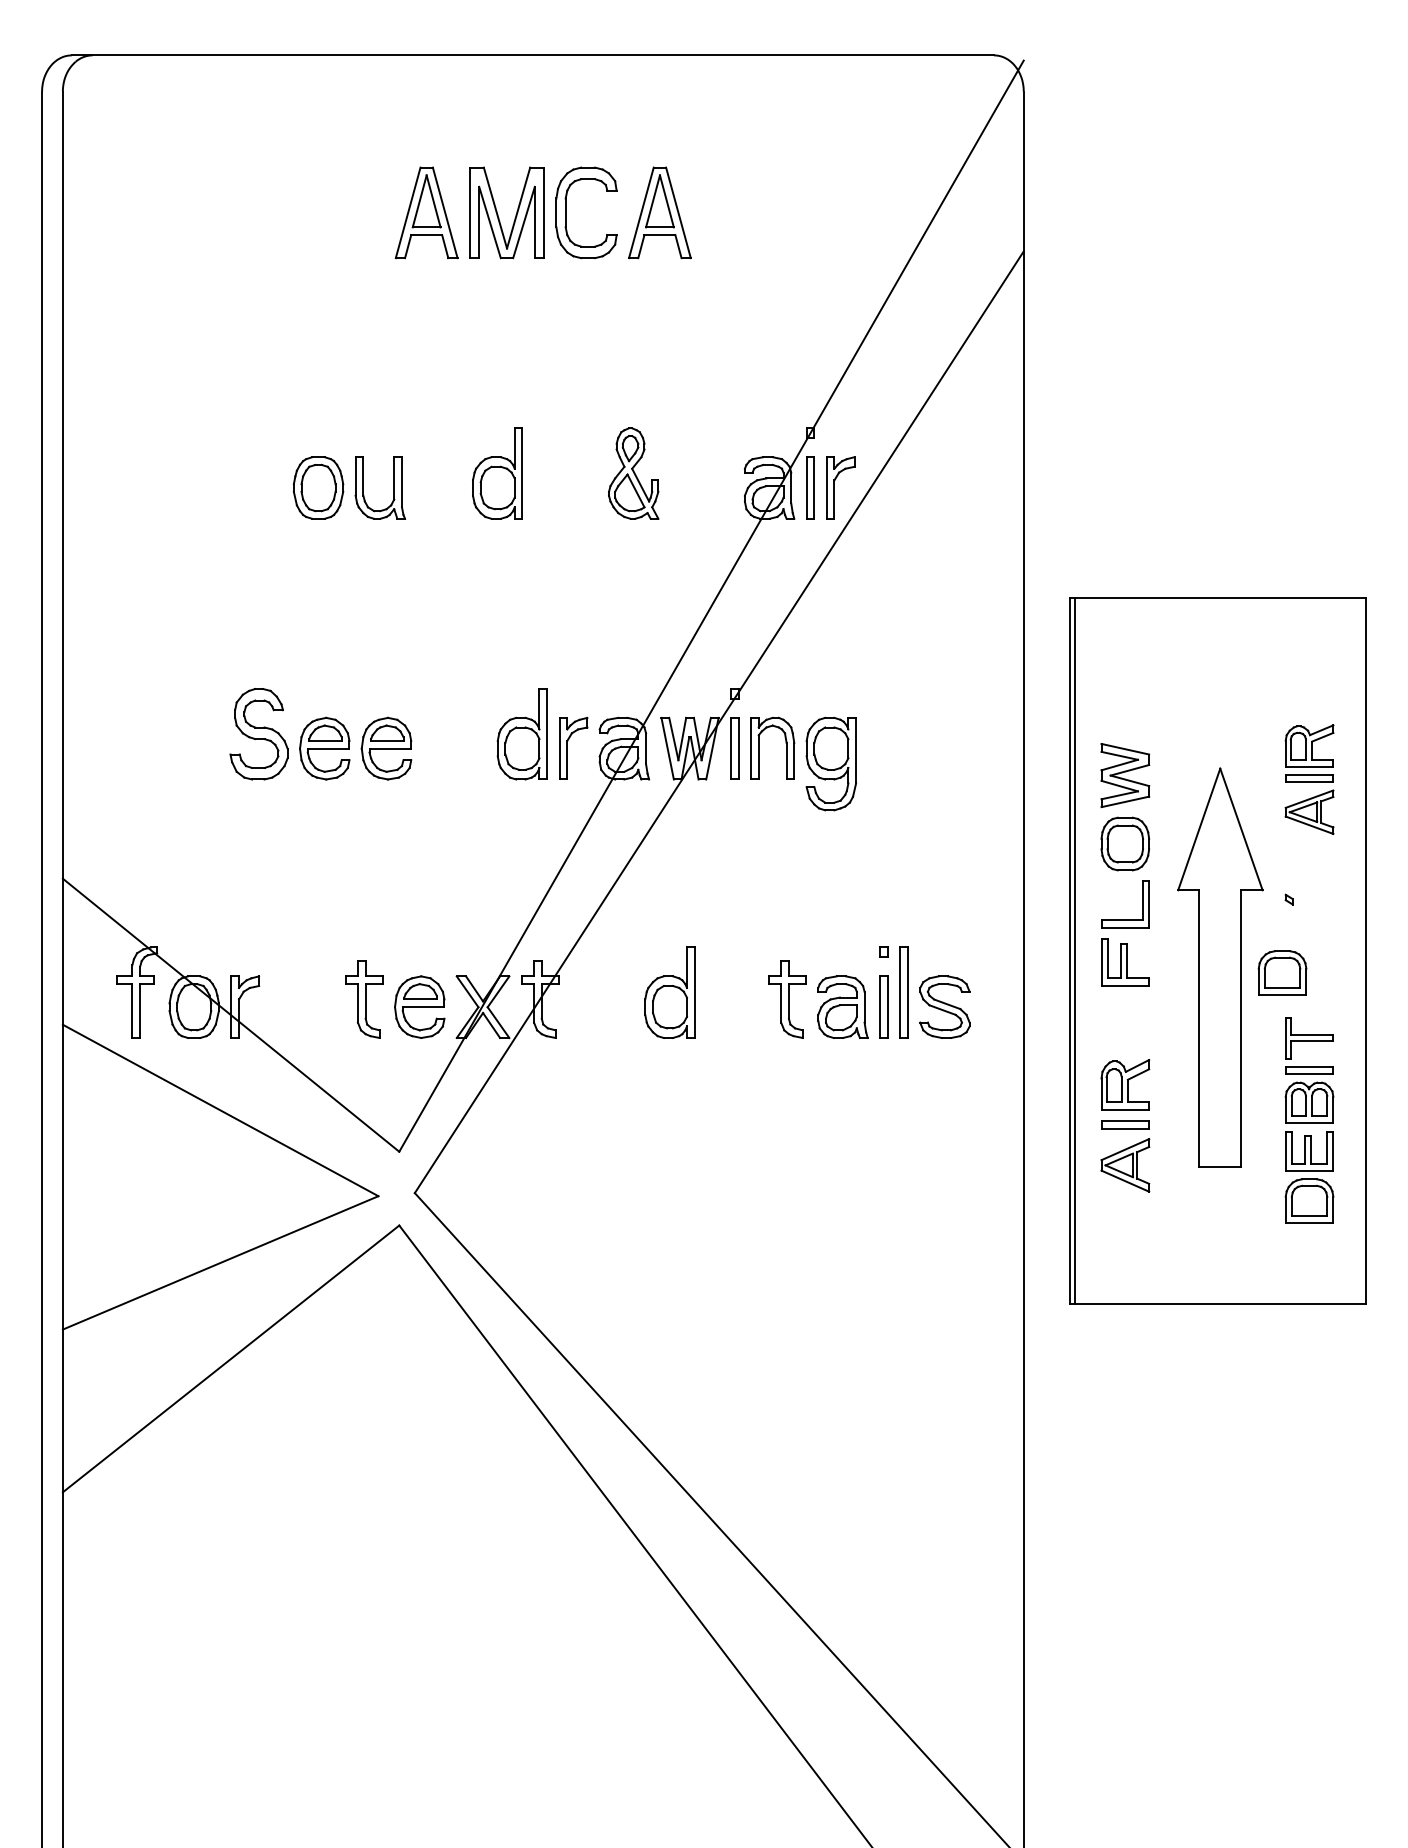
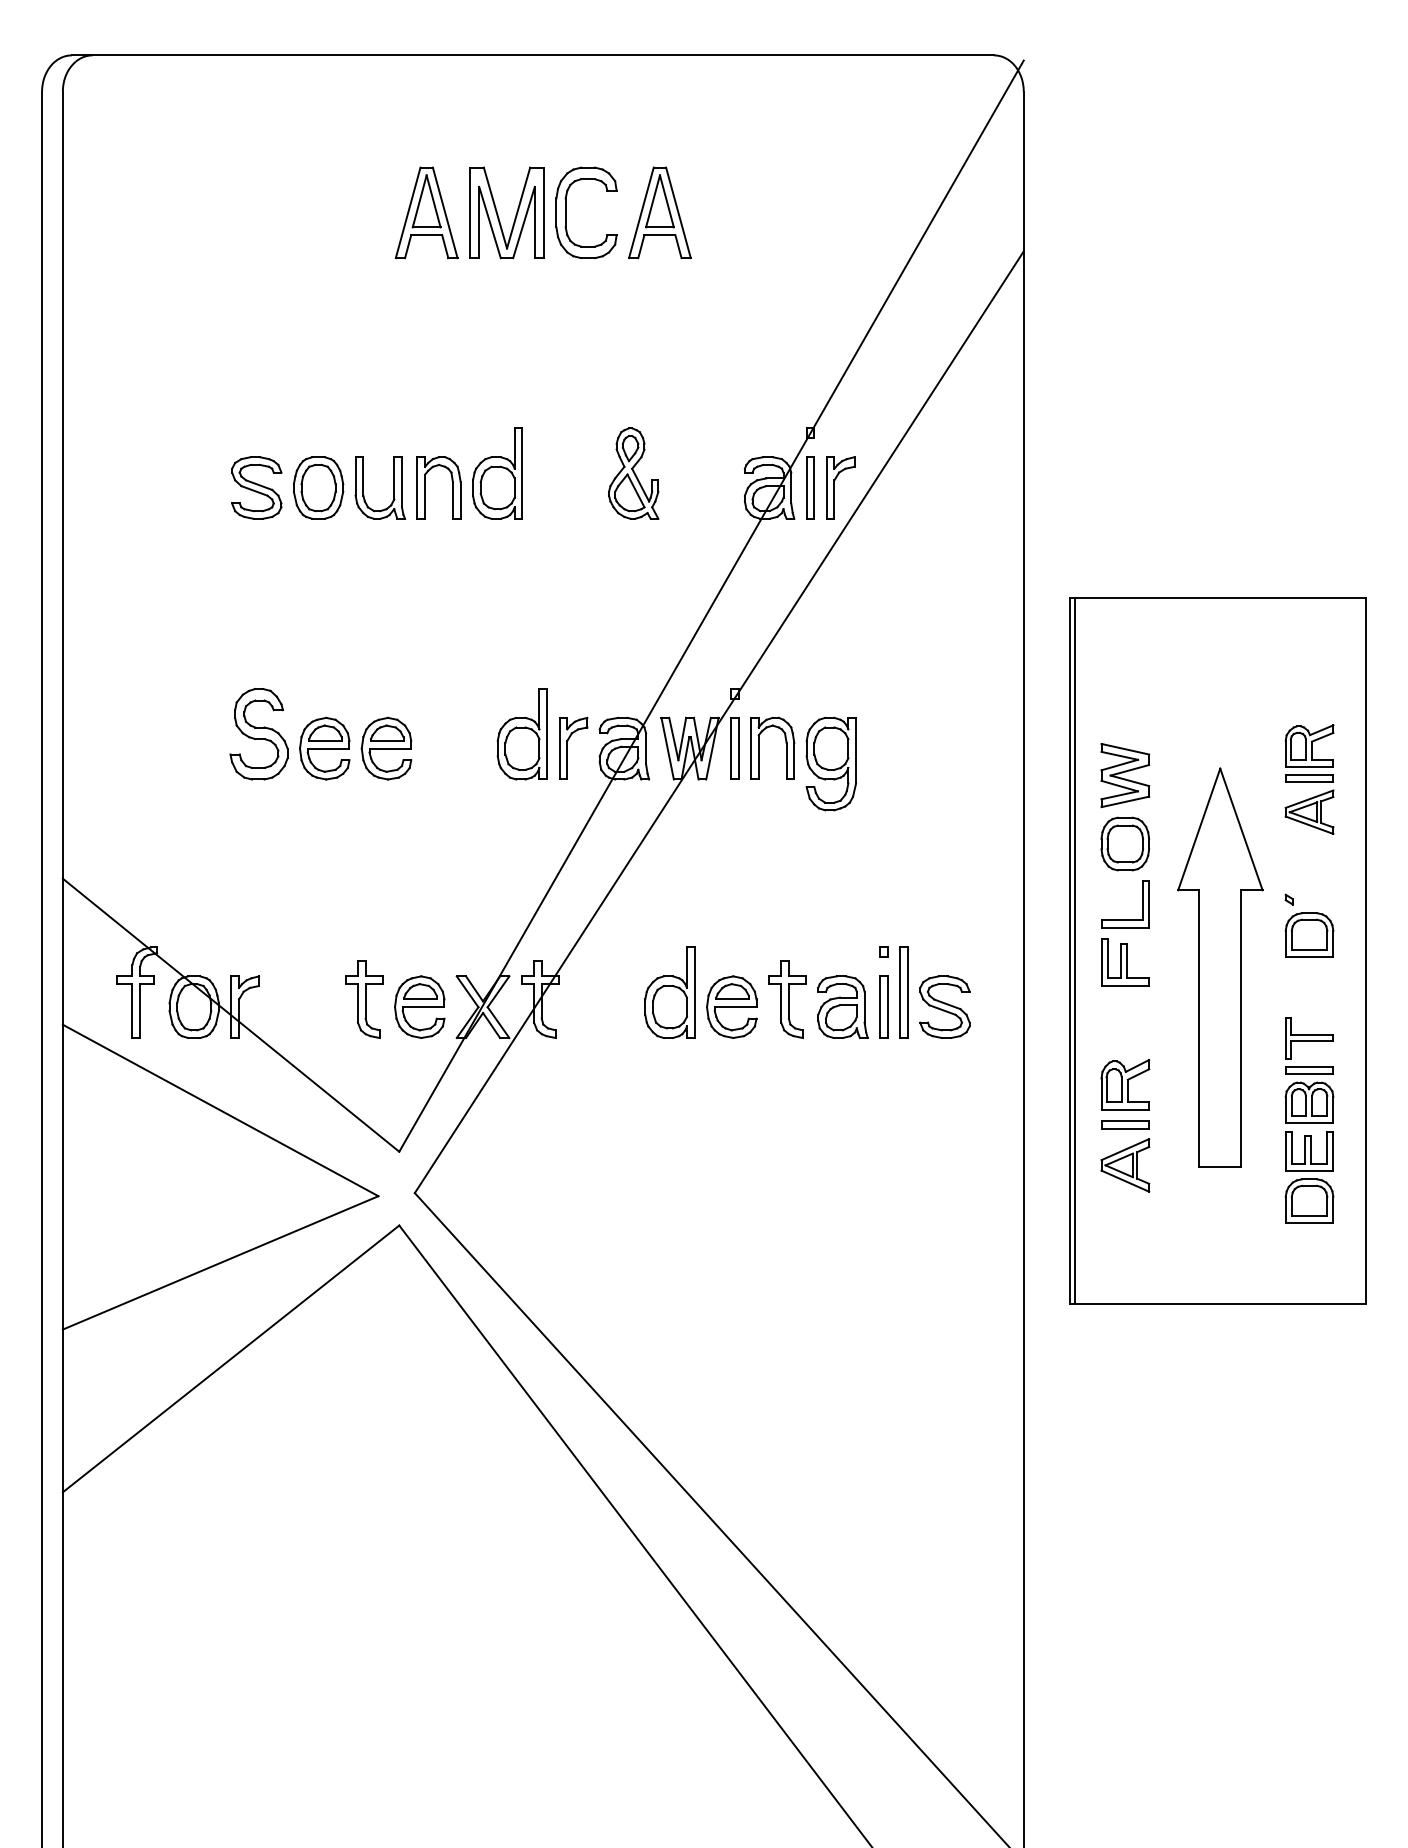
part: none -> present (256, 487)
part: none -> present (425, 487)
part position: (1282, 972) -> (1309, 934) (1309, 934)
part: none -> present (731, 1006)
